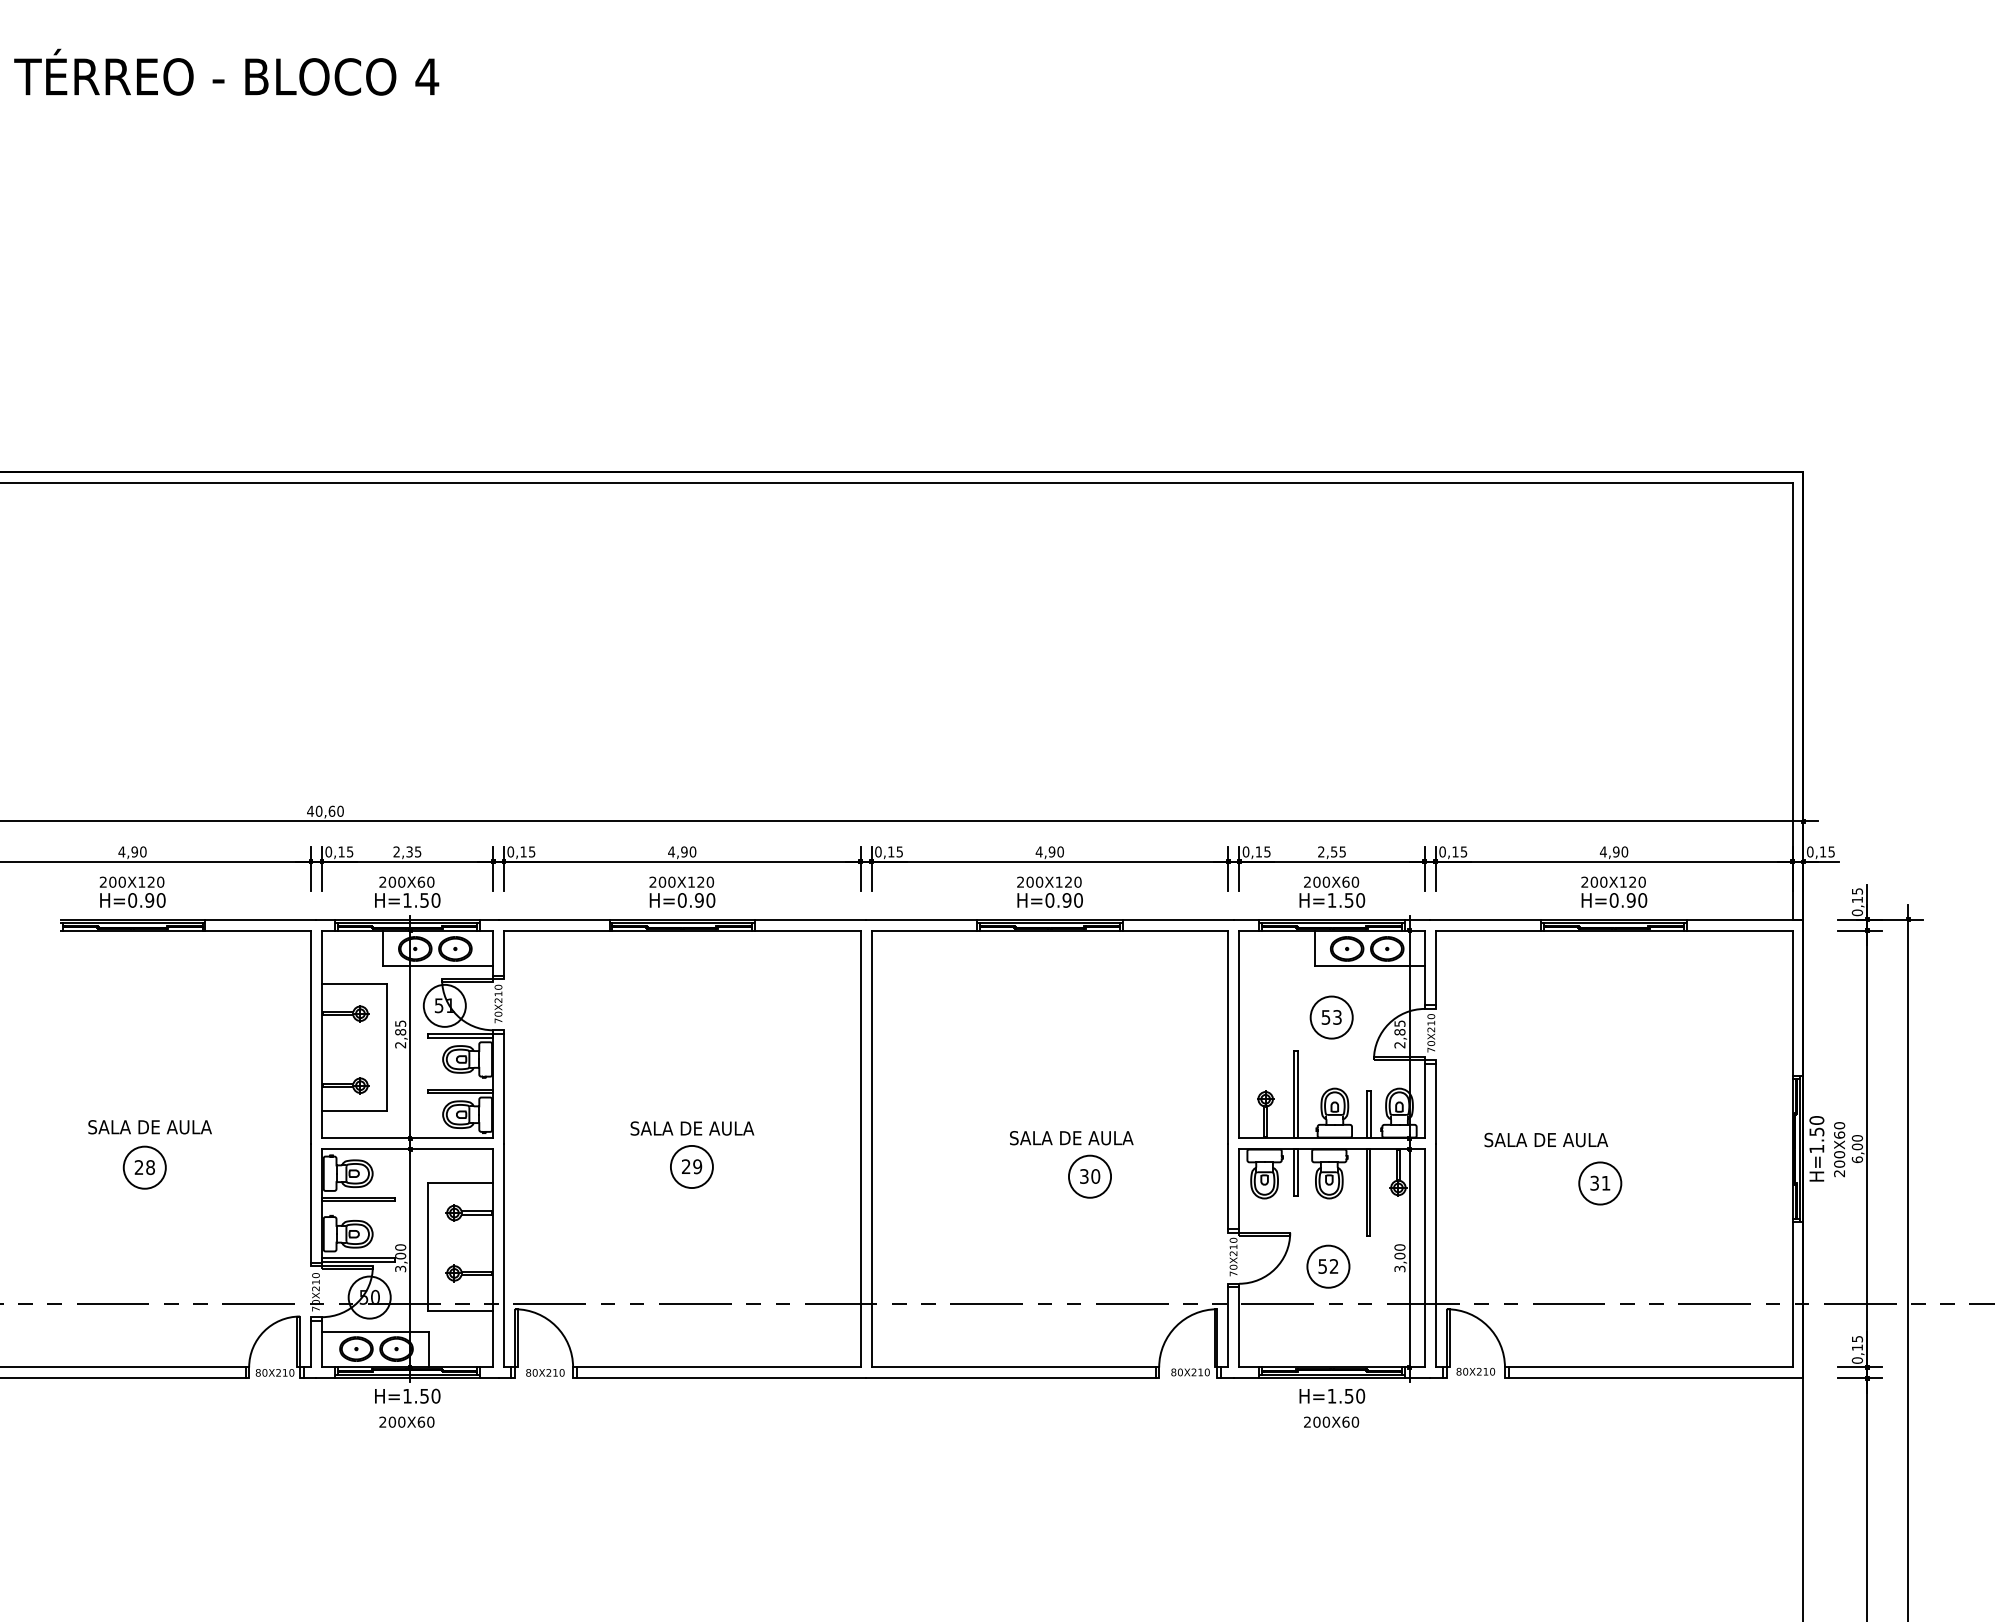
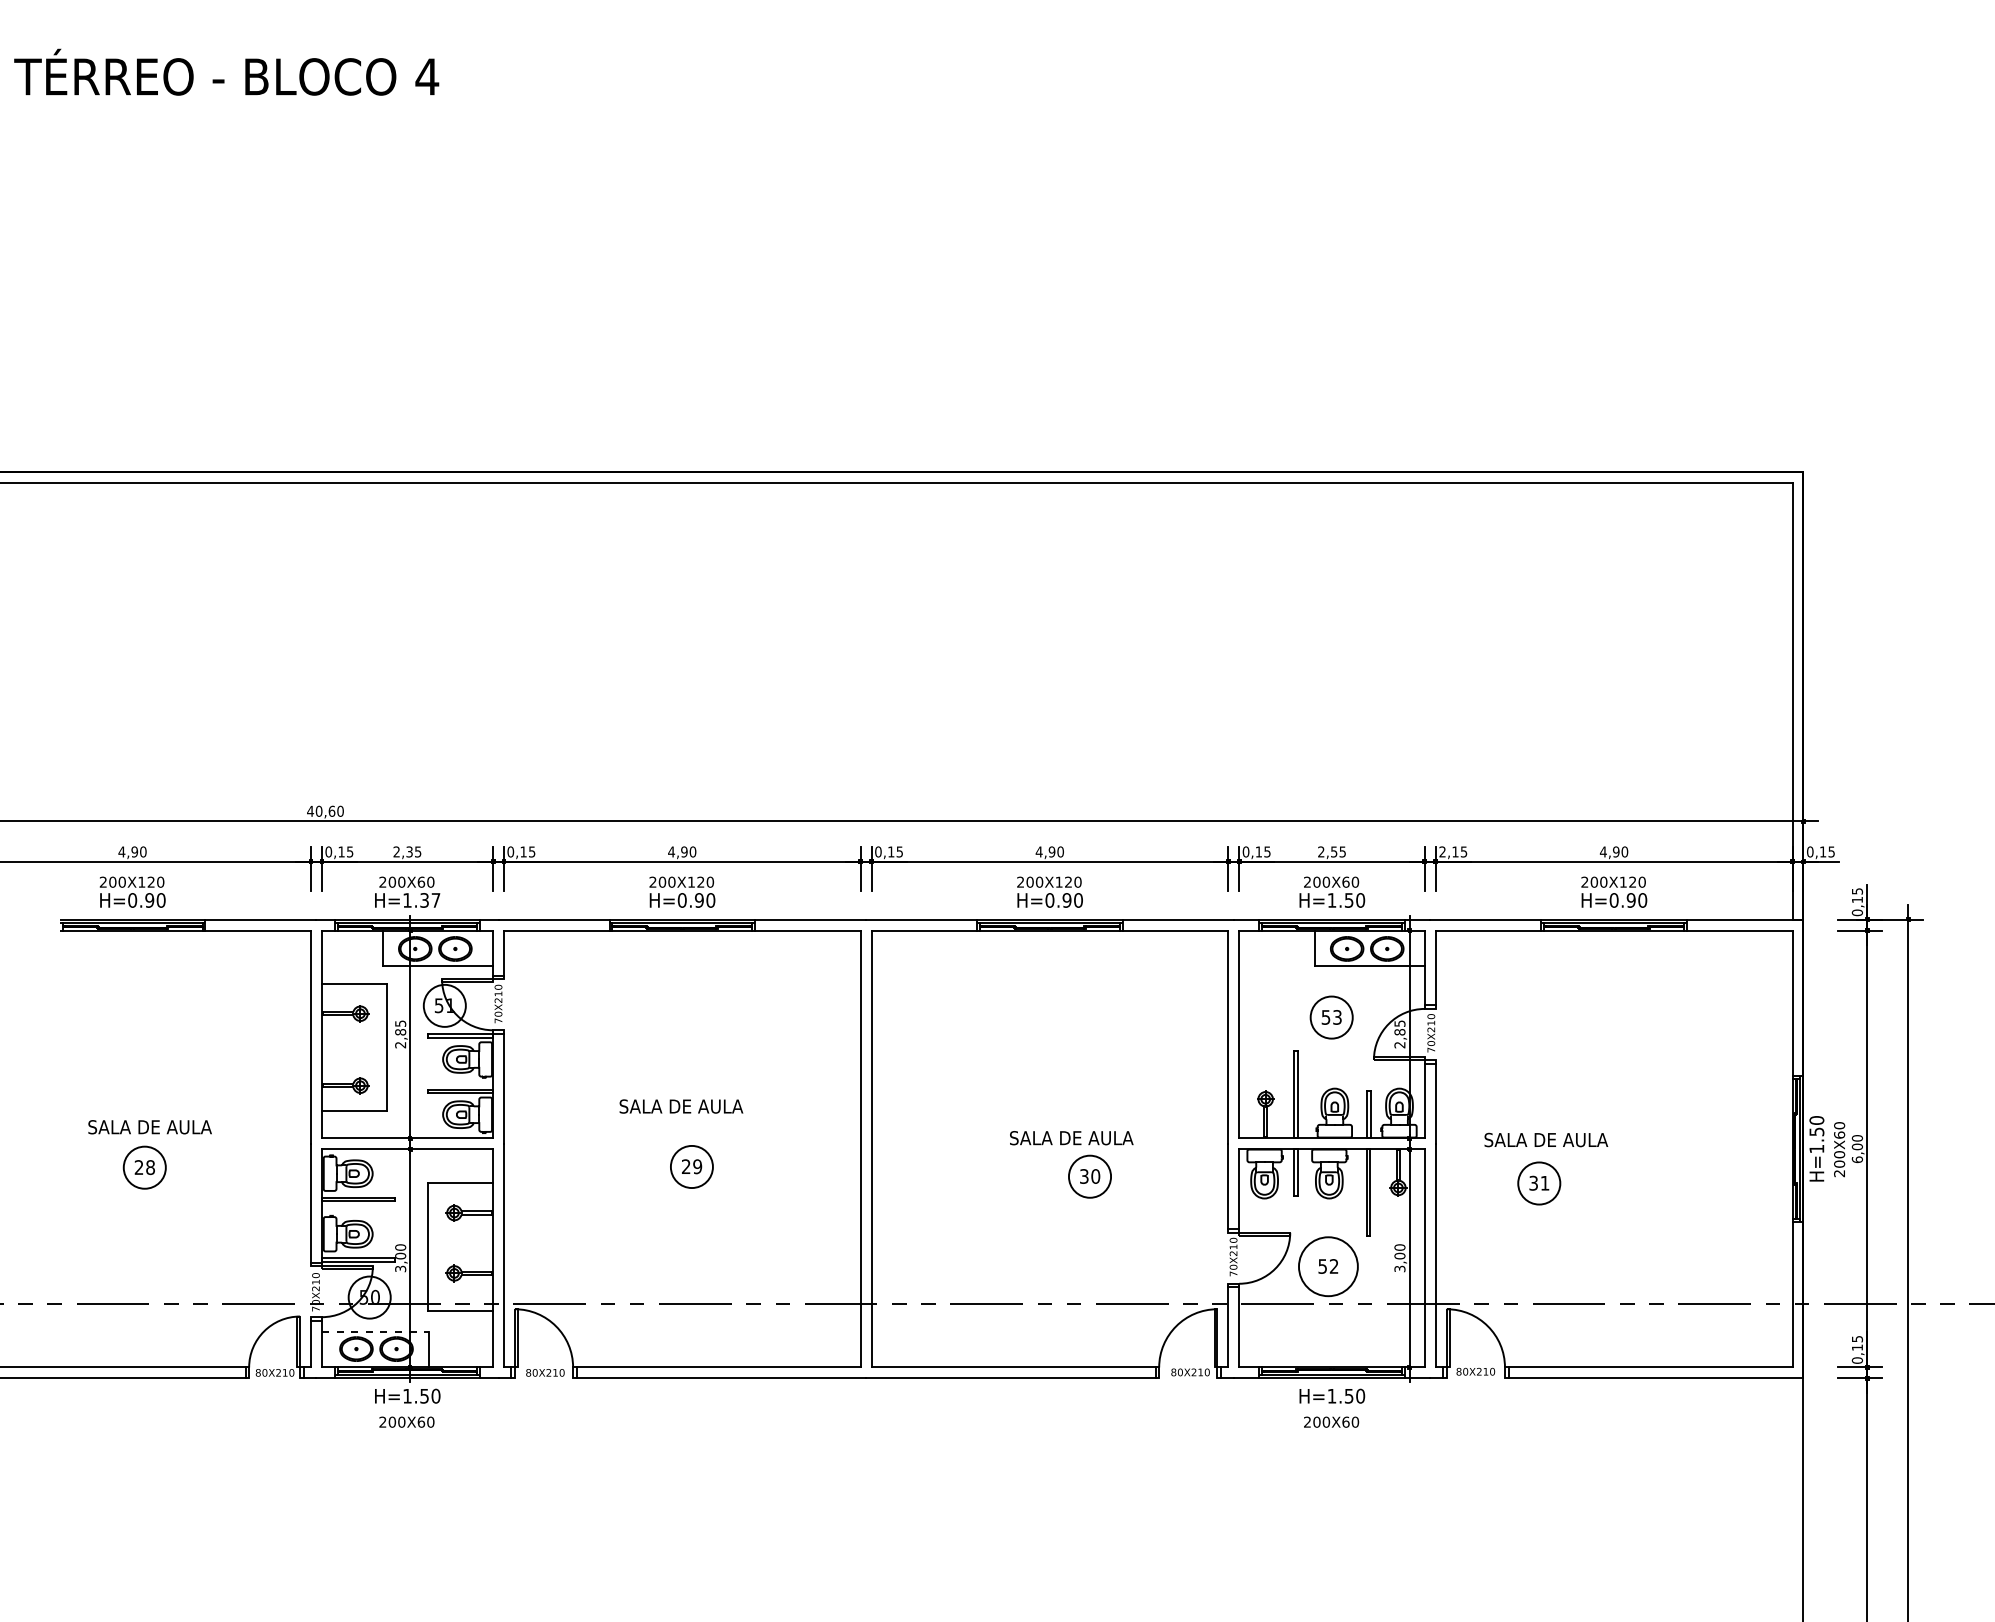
text: 0,15 -> 2,15 (1442, 851)
text: H=1.50 -> H=1.37 (430, 900)
text position: (692, 1128) -> (681, 1106) (681, 1106)
part position: (1600, 1183) -> (1539, 1183) (1539, 1183)
circle diameter: 42 px -> 59 px (1327, 1266)
line: solid -> dashed (375, 1332)
